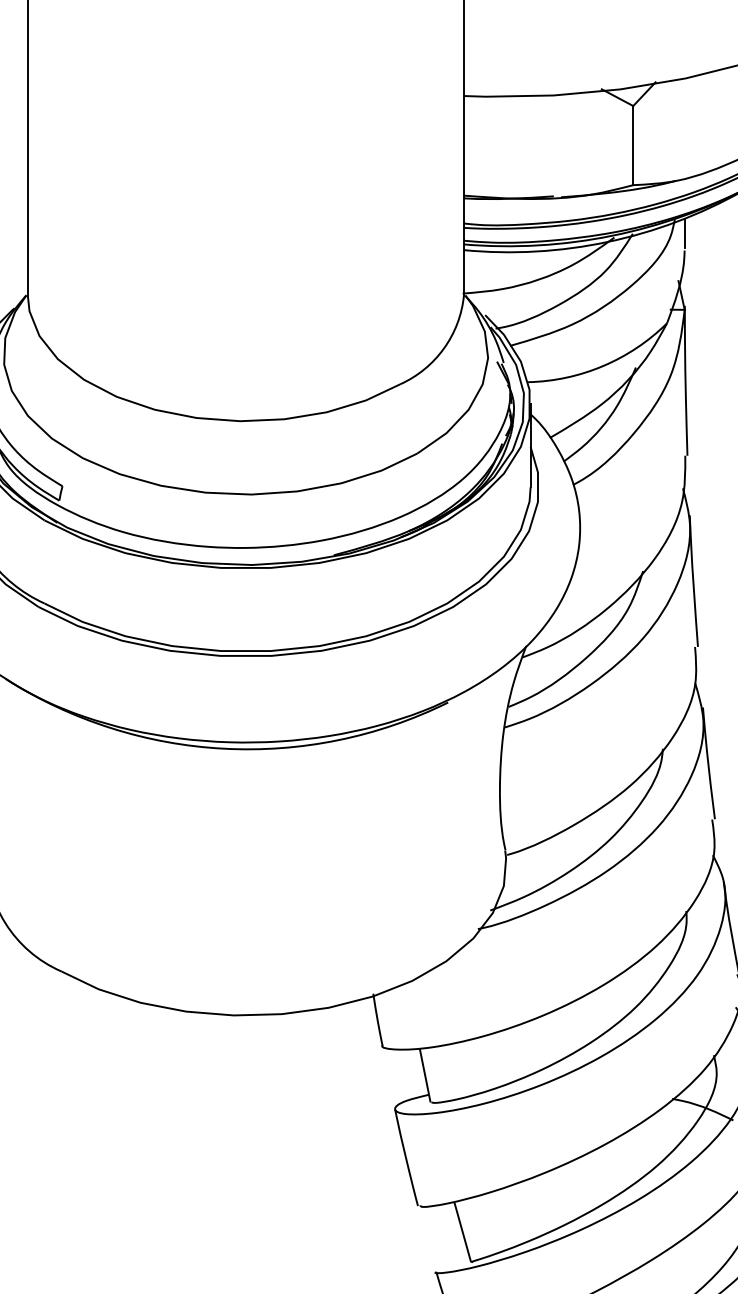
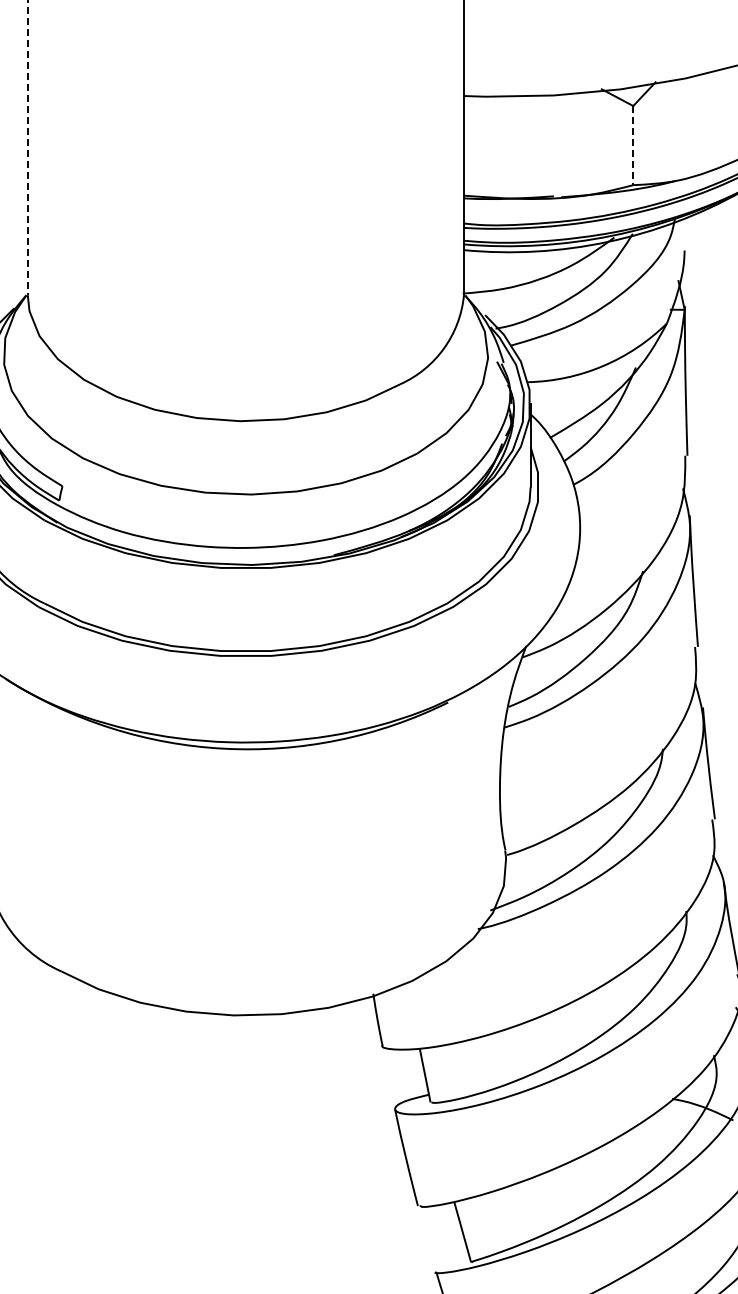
line: solid -> dashed (633, 145)
line: solid -> dashed (27, 148)
line: present -> none (684, 233)
